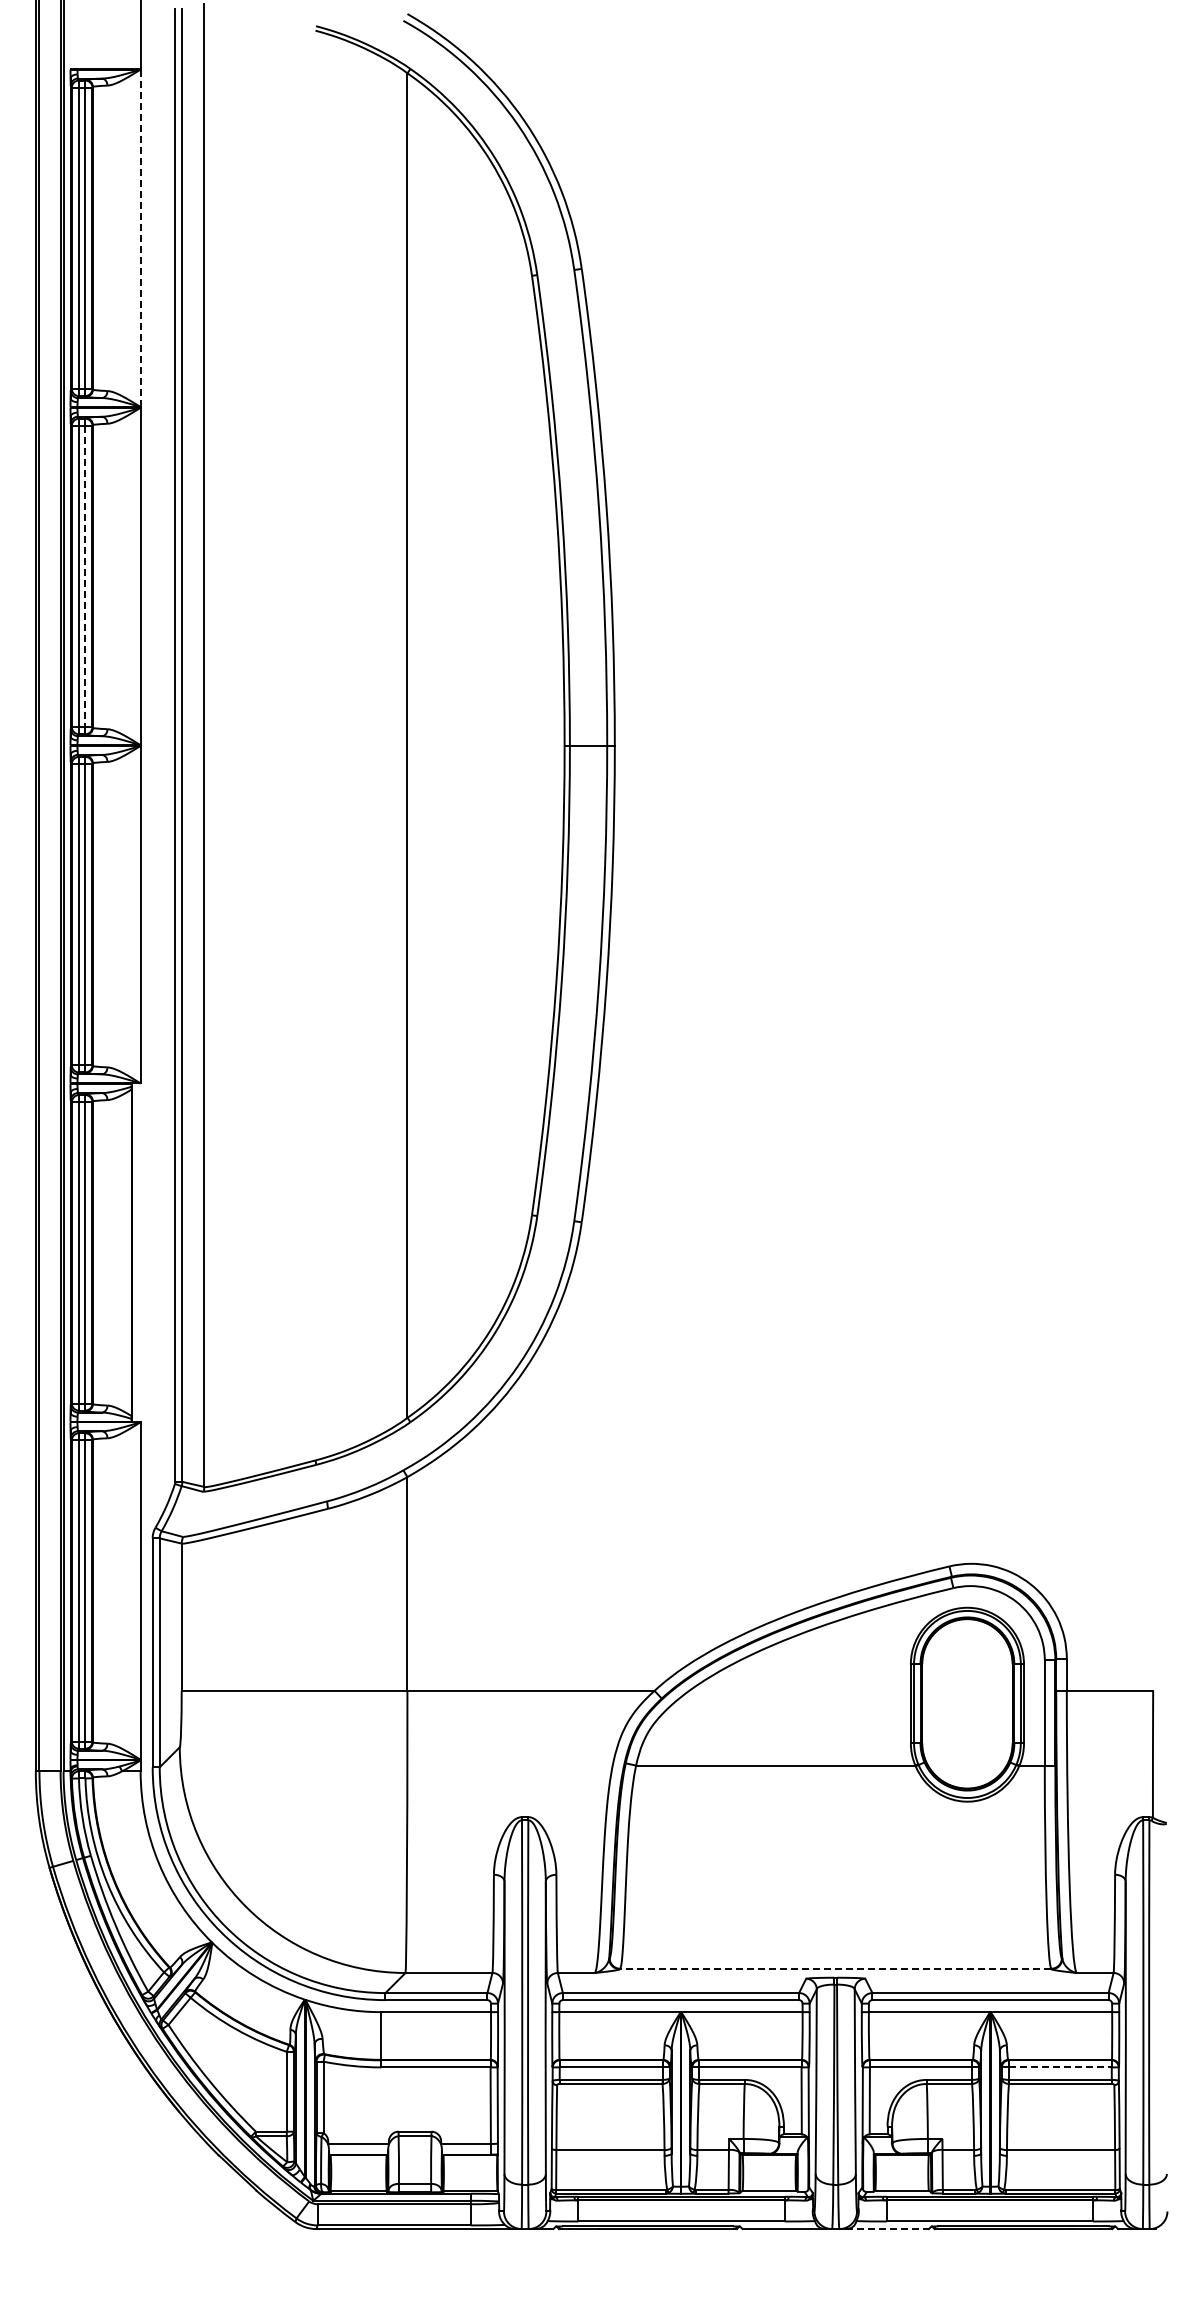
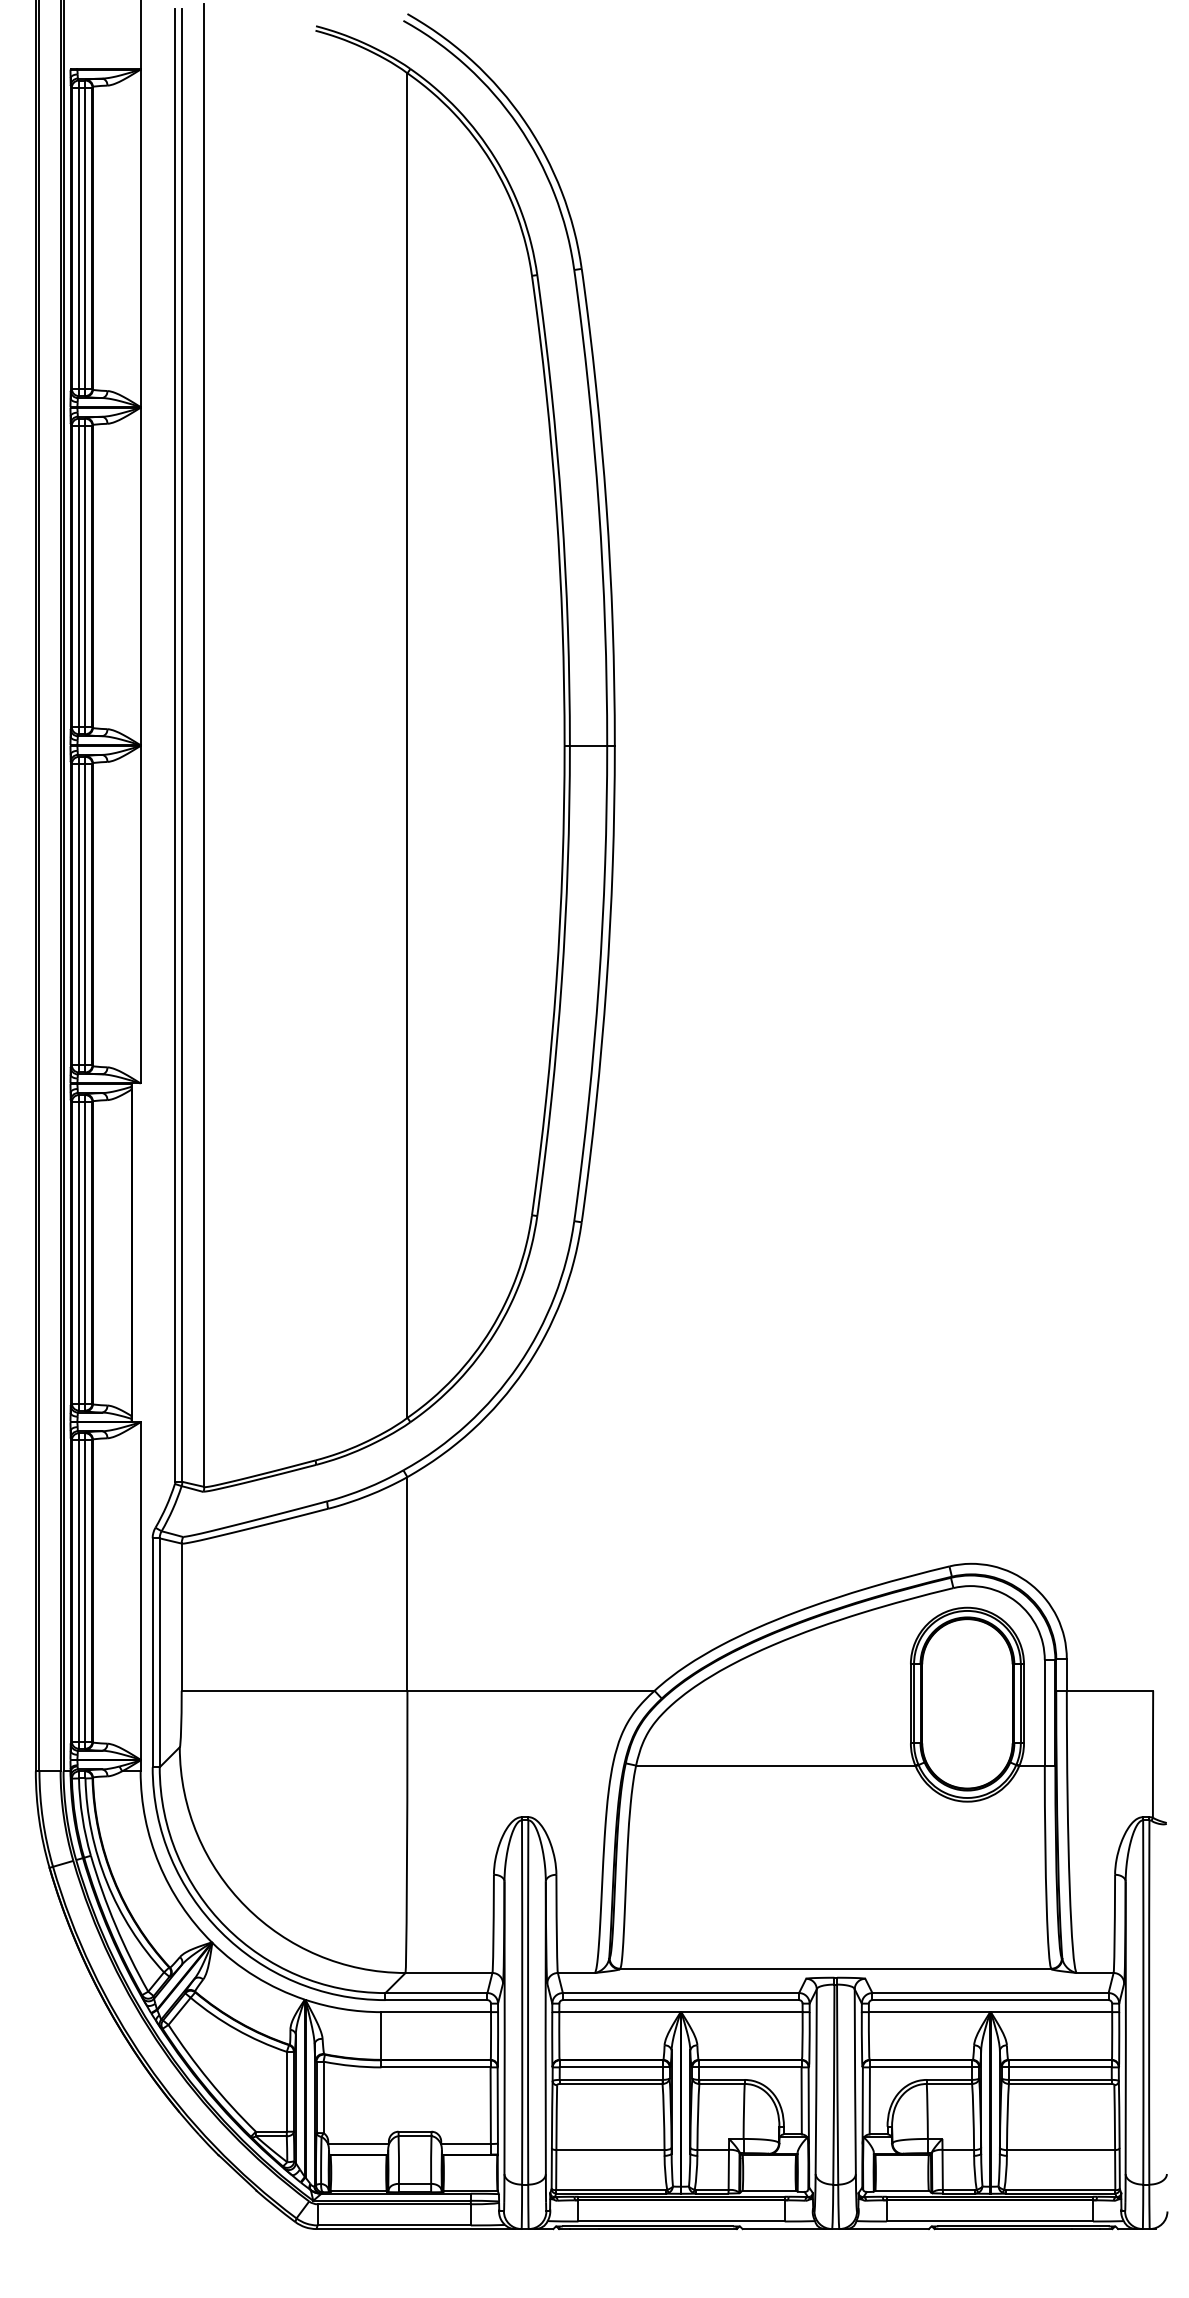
line: dashed -> solid (140, 238)
line: dashed -> solid (85, 576)
line: dashed -> solid (835, 1968)
line: dashed -> solid (1060, 2067)
line: dashed -> solid (887, 2229)
